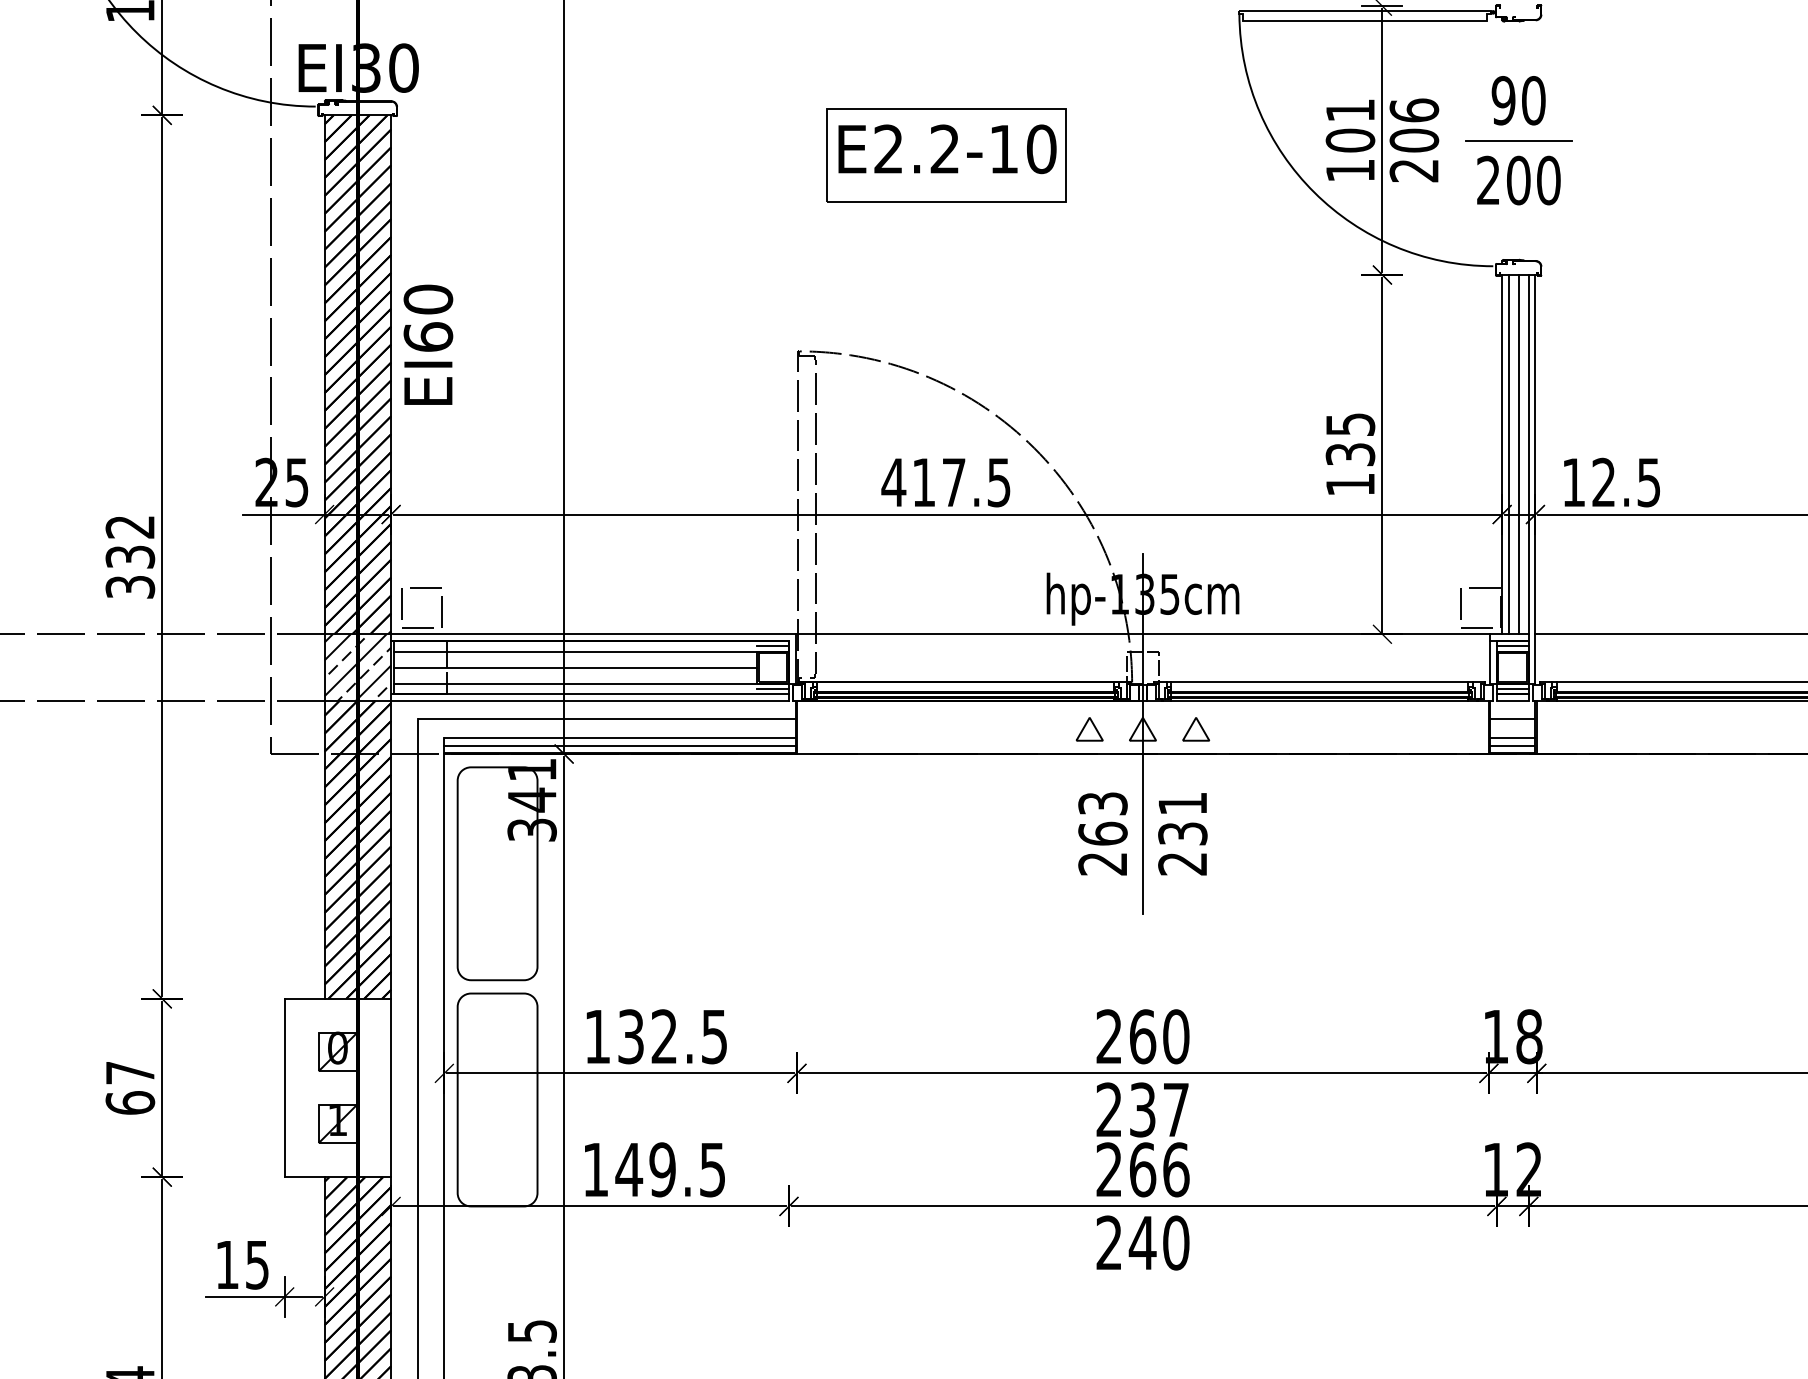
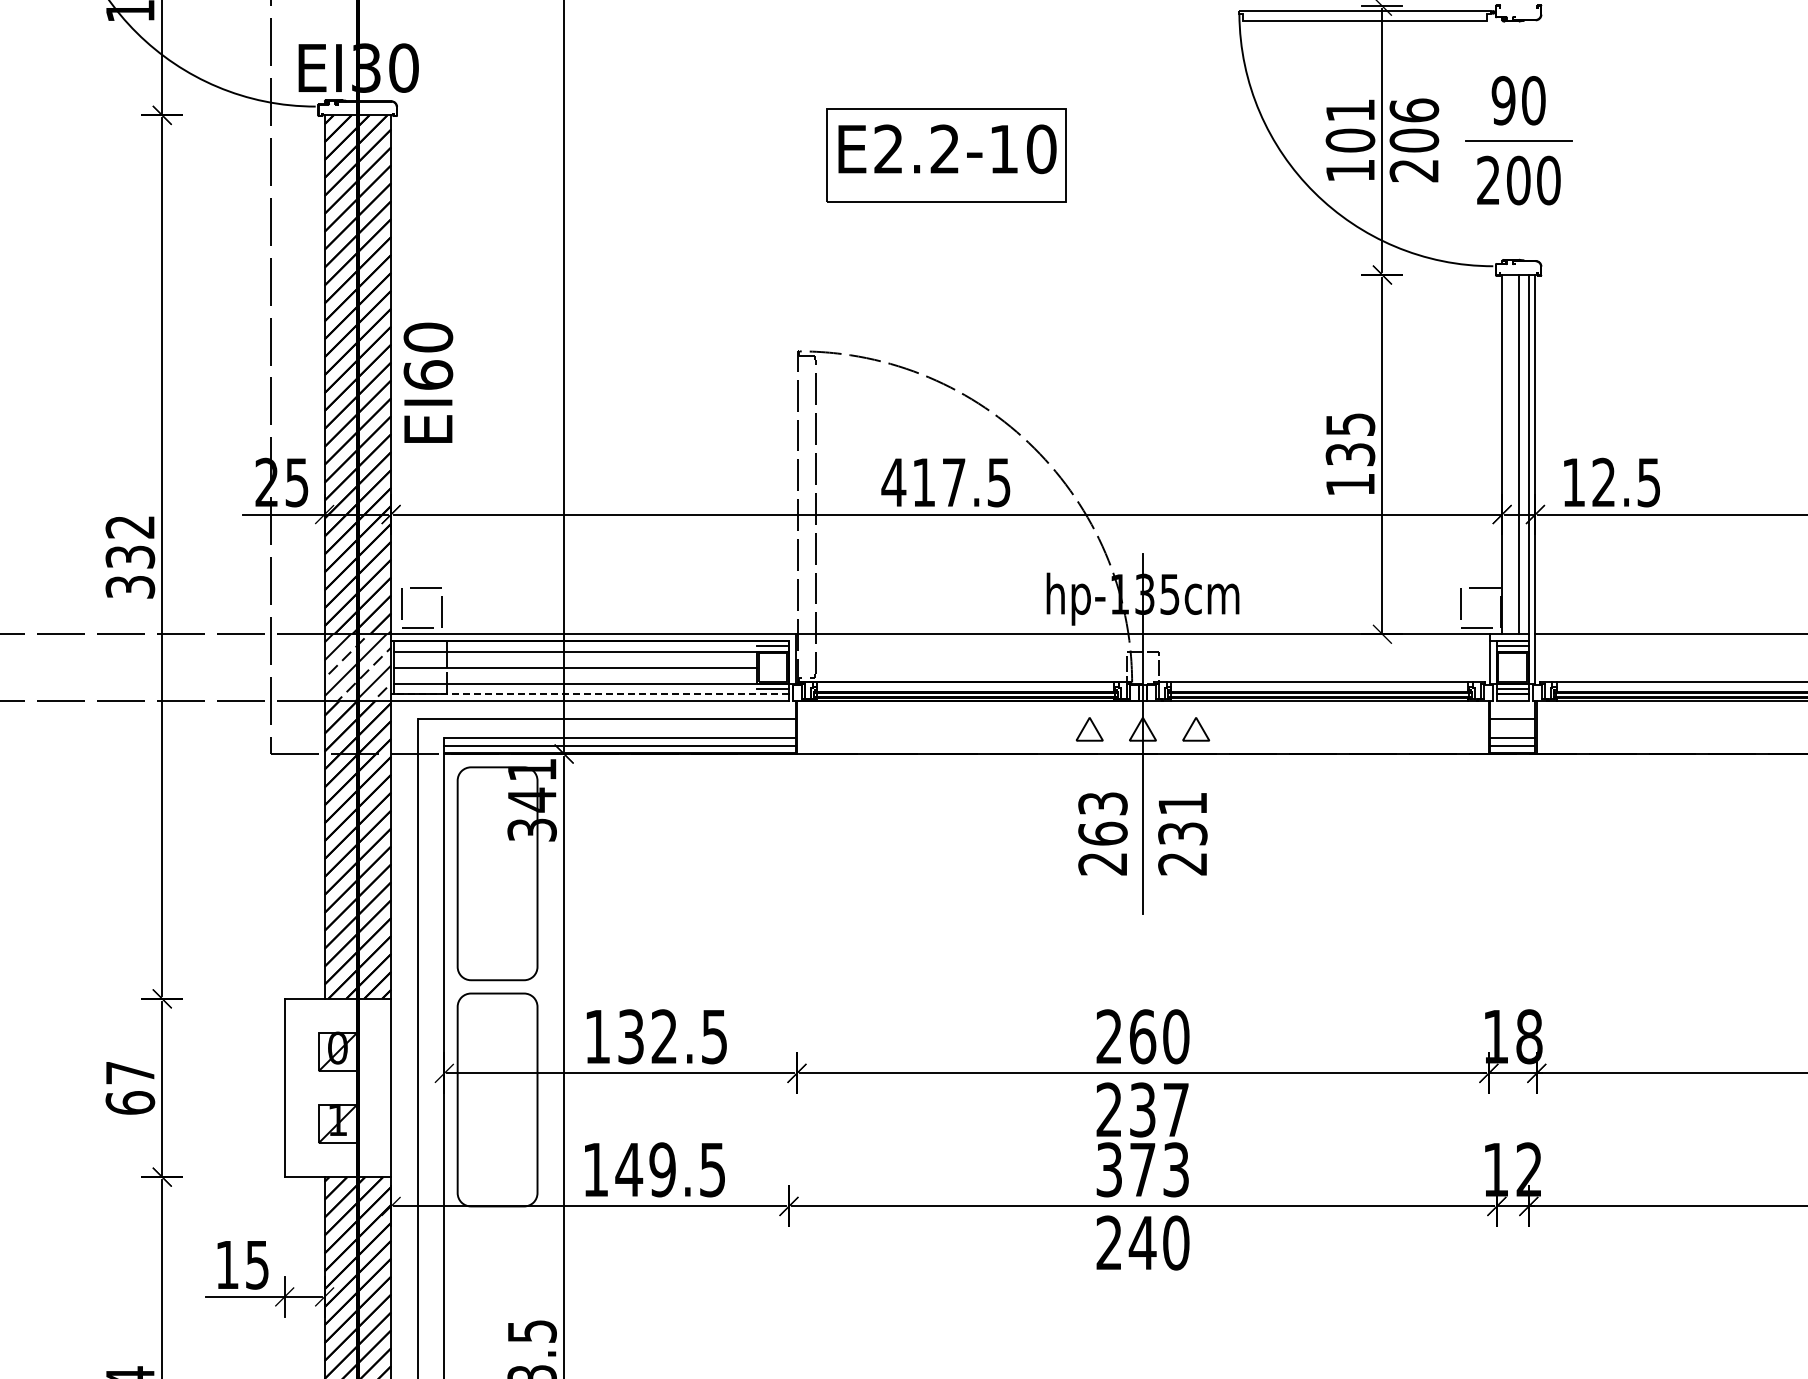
text position: (428, 344) -> (428, 382) (428, 382)
line: present -> none (1508, 454)
line: solid -> dashed (591, 694)
text: 266 -> 373 (1142, 1169)
